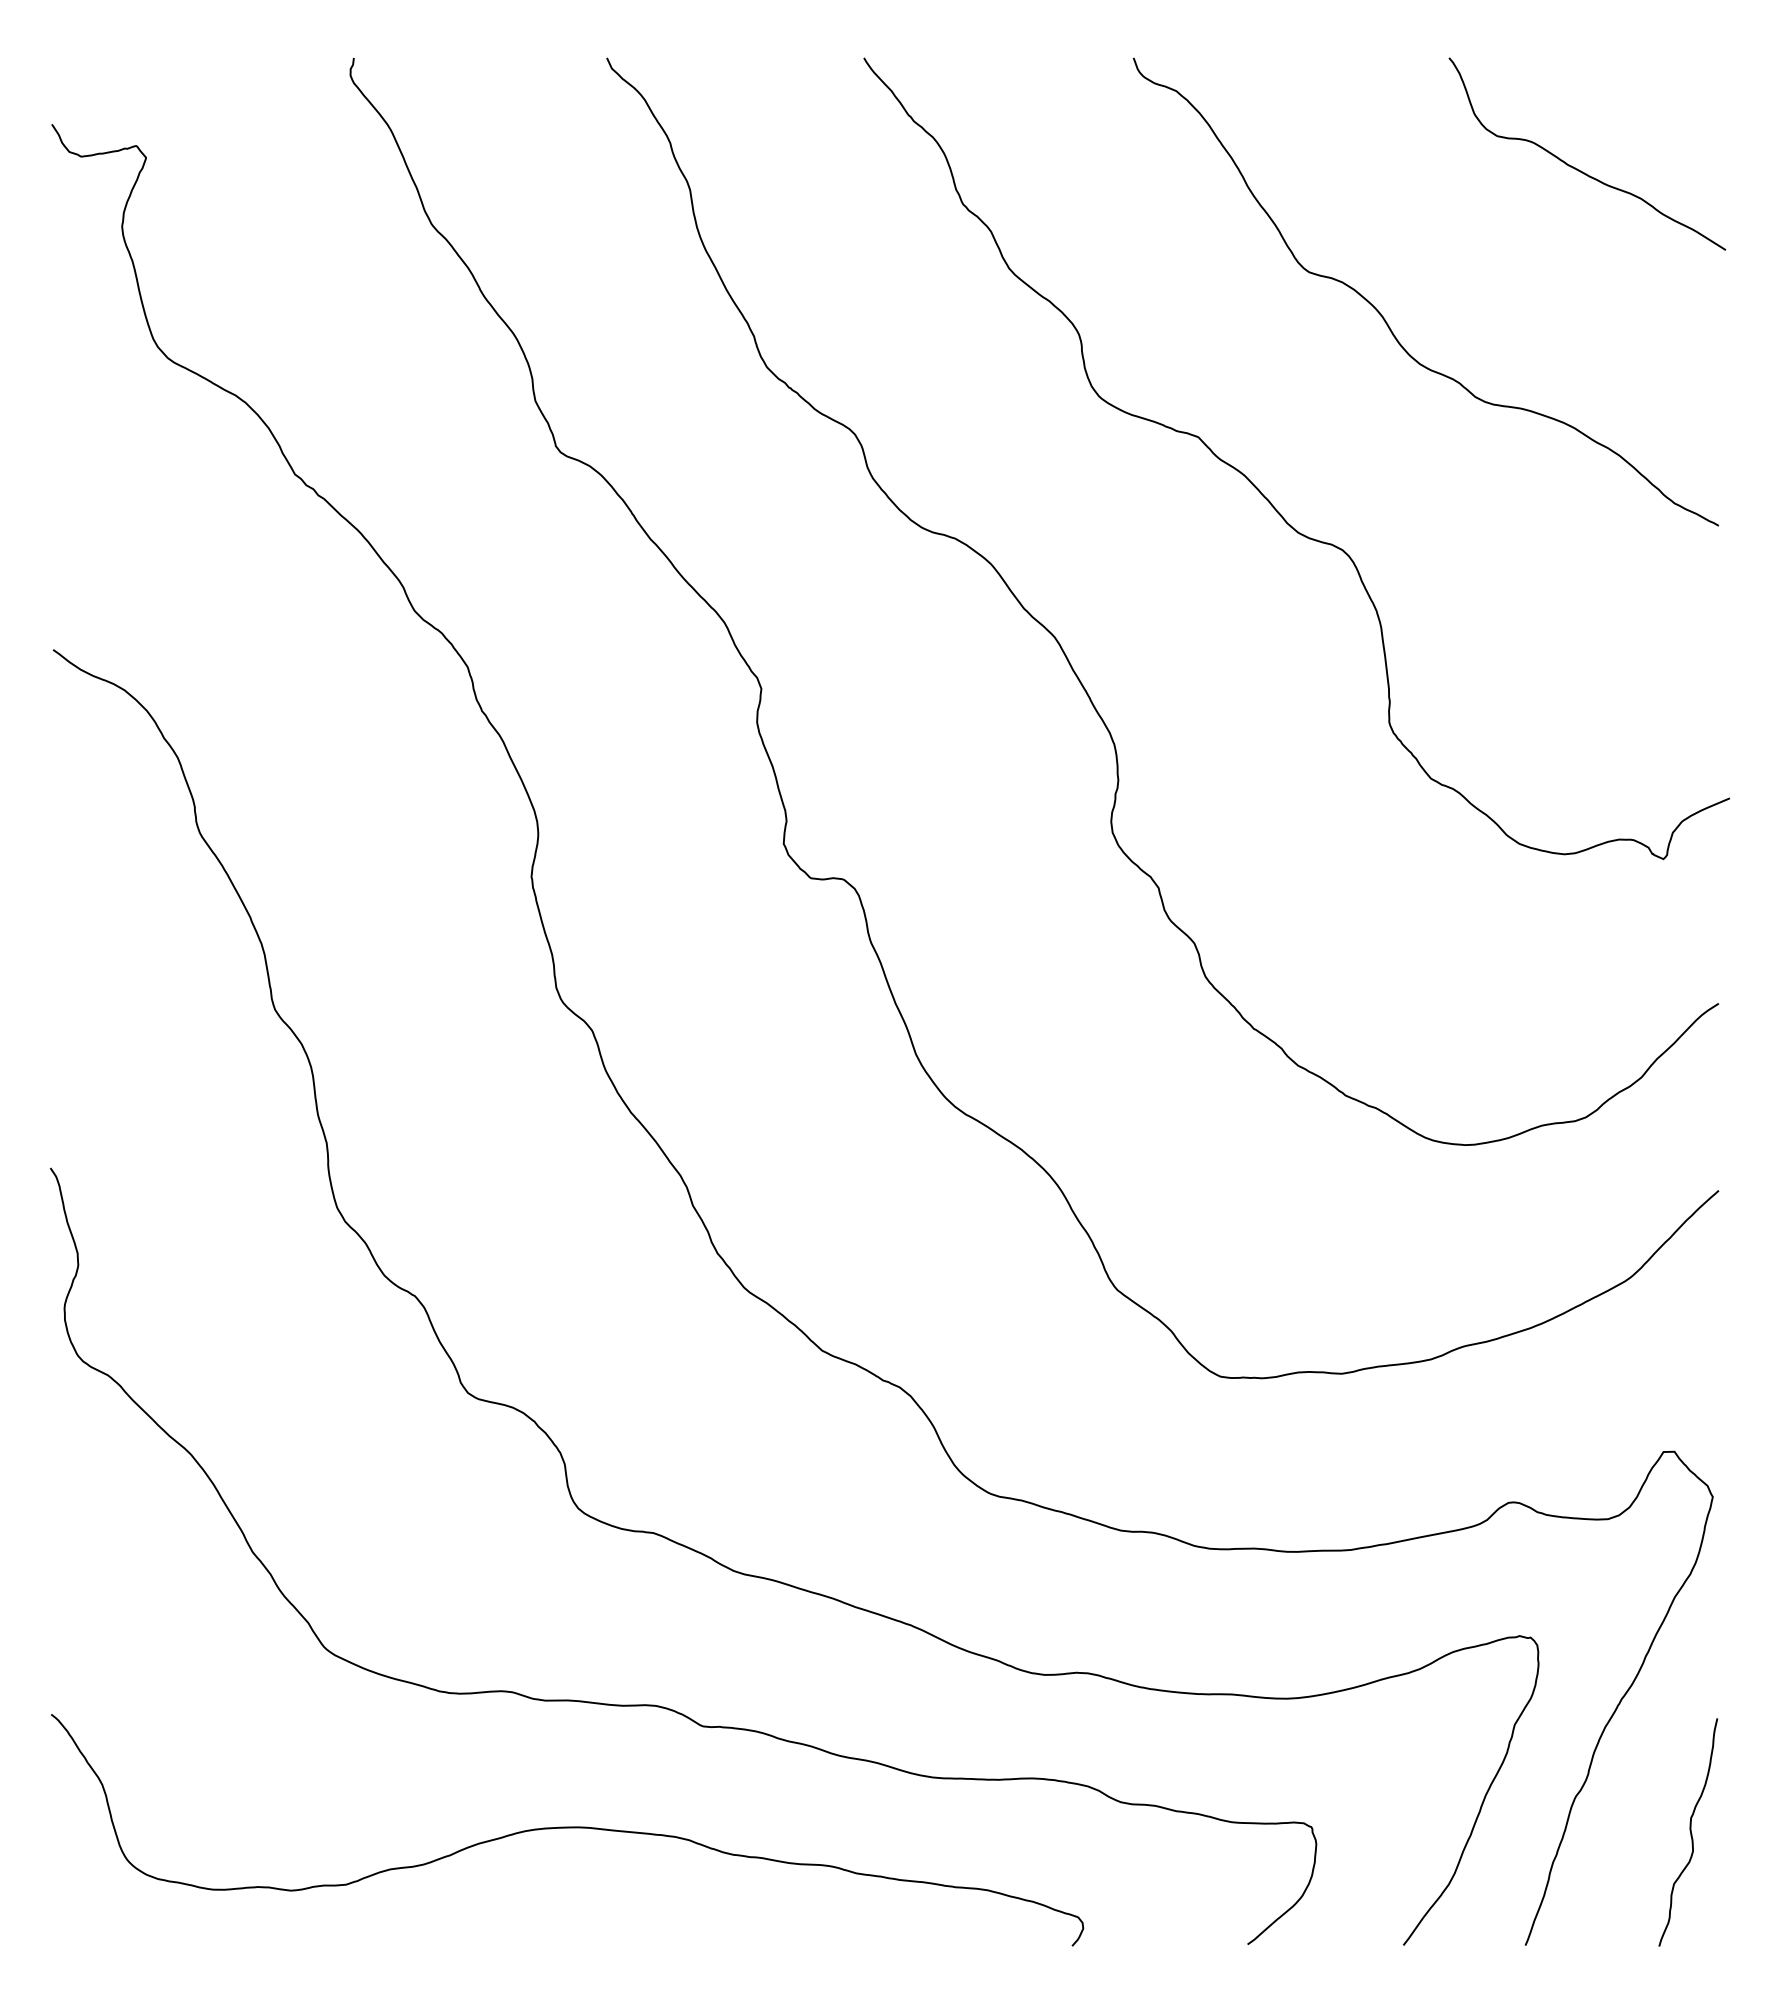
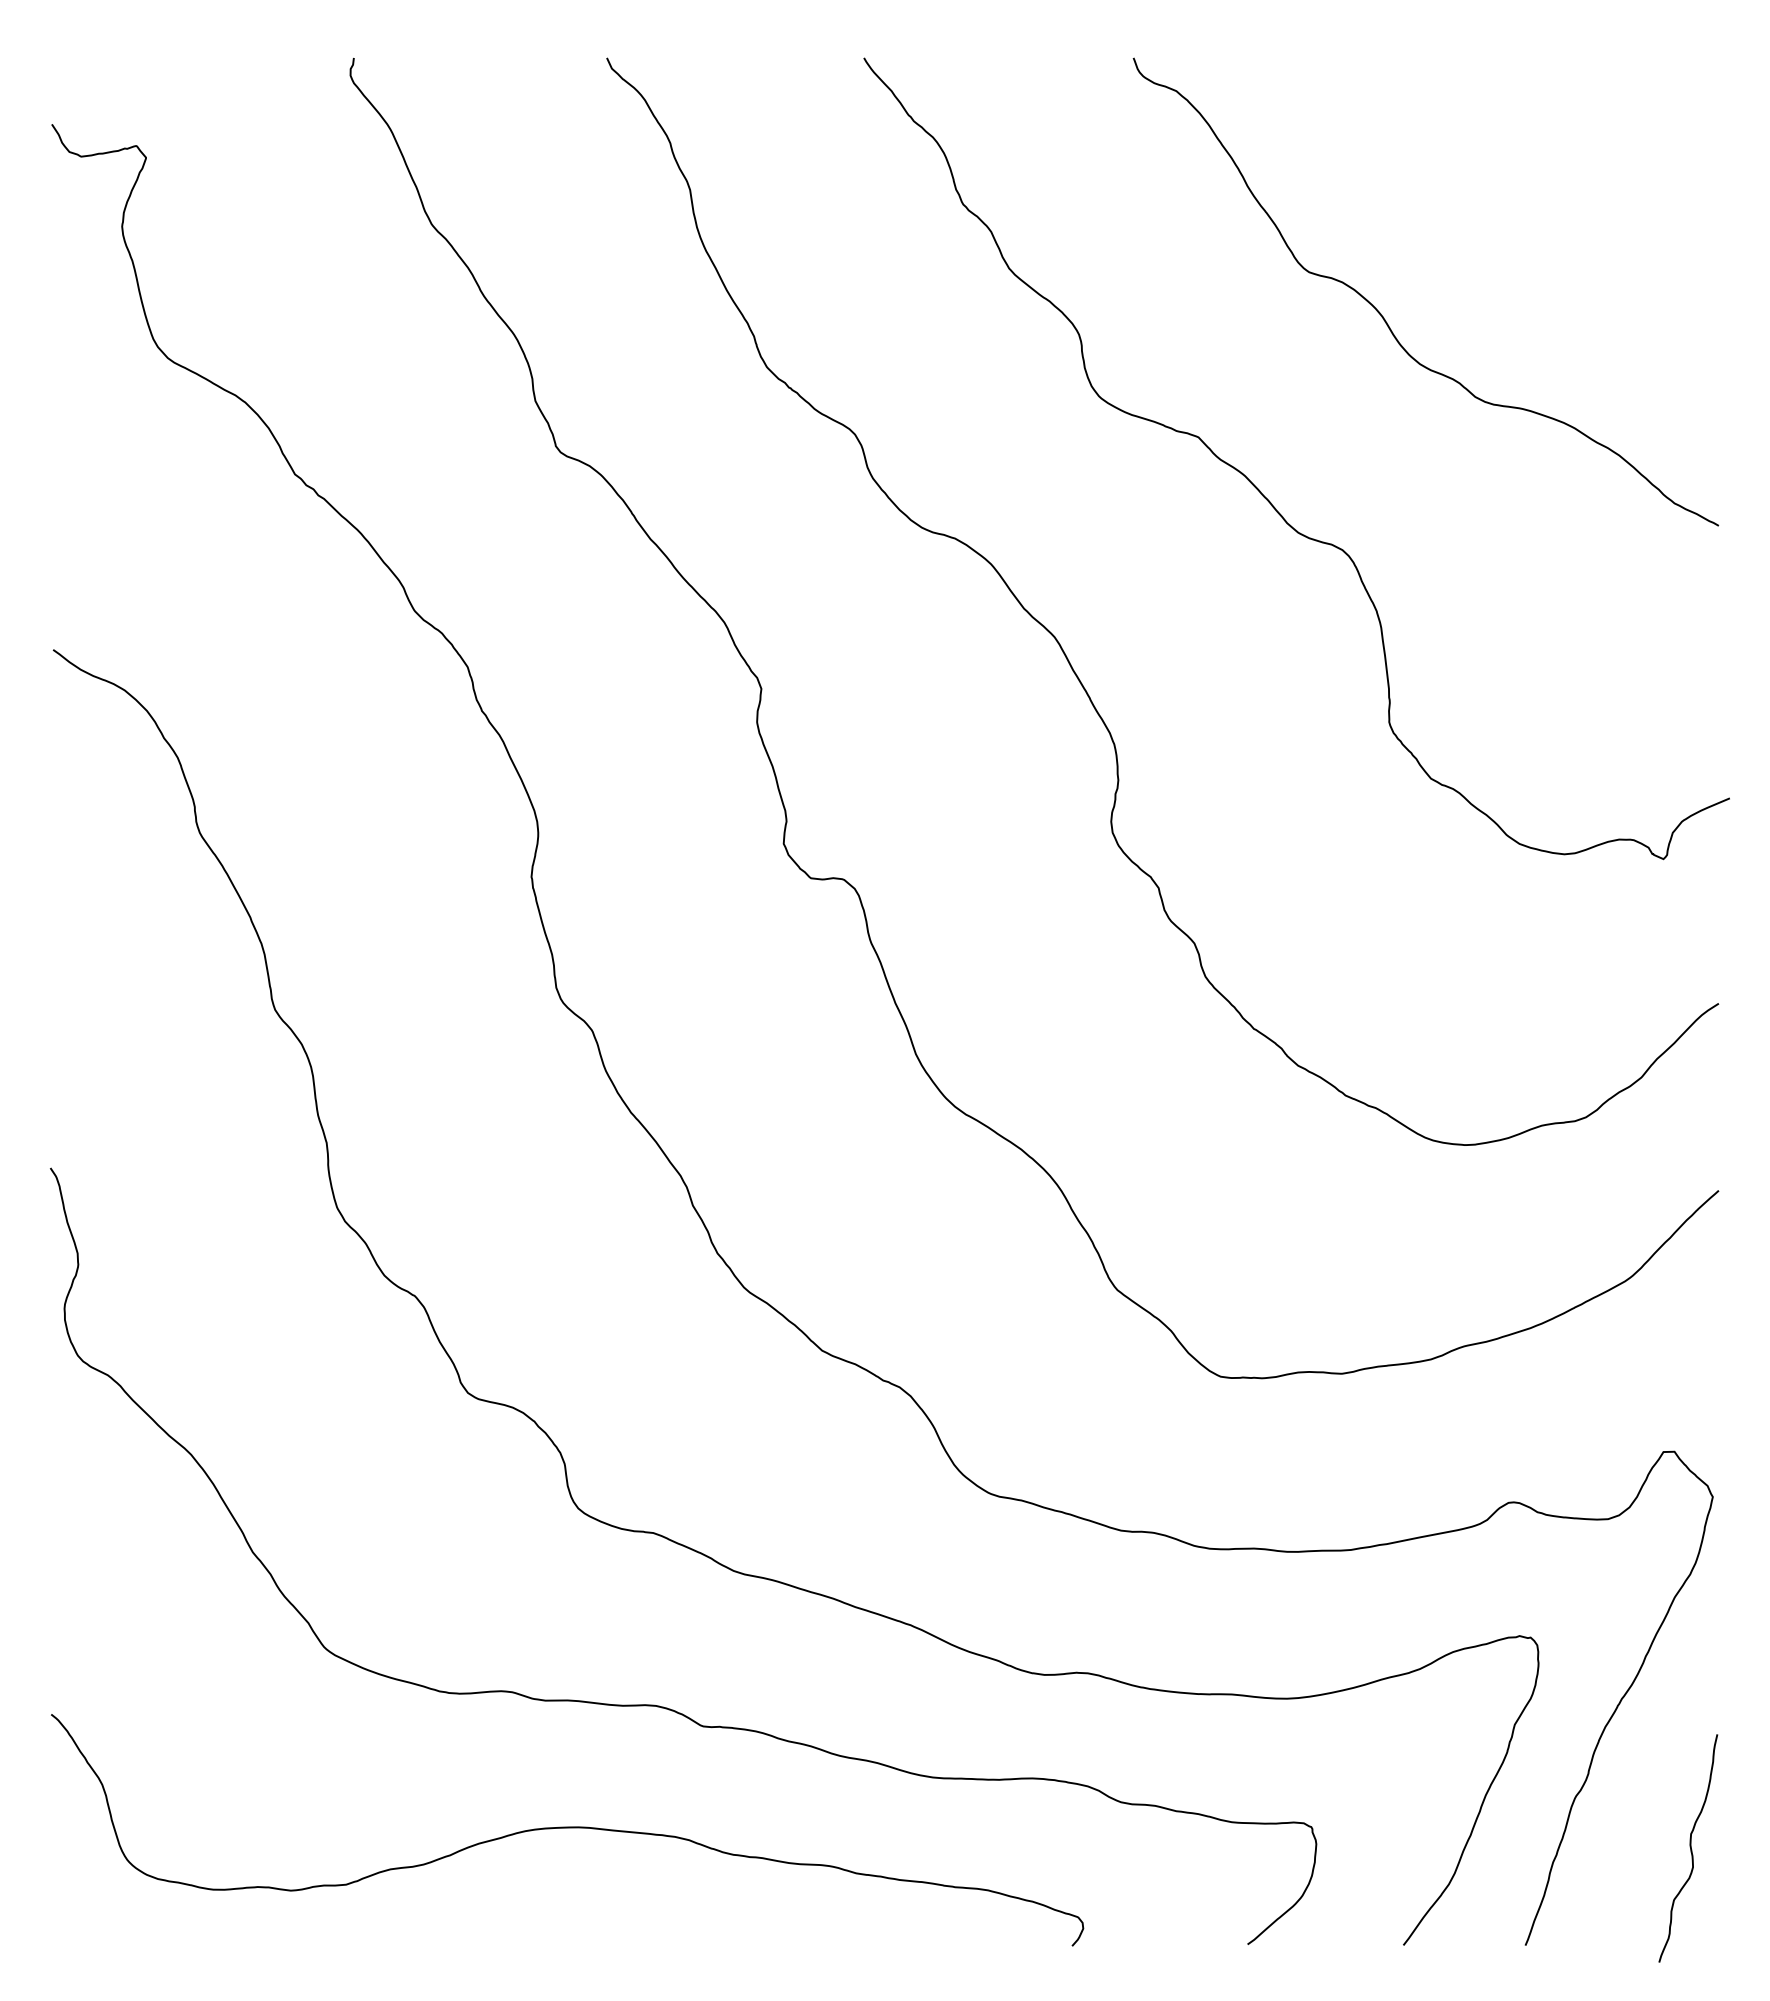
curve: present -> none (1579, 169)
curve position: (1690, 1832) -> (1690, 1848) (1690, 1848)
